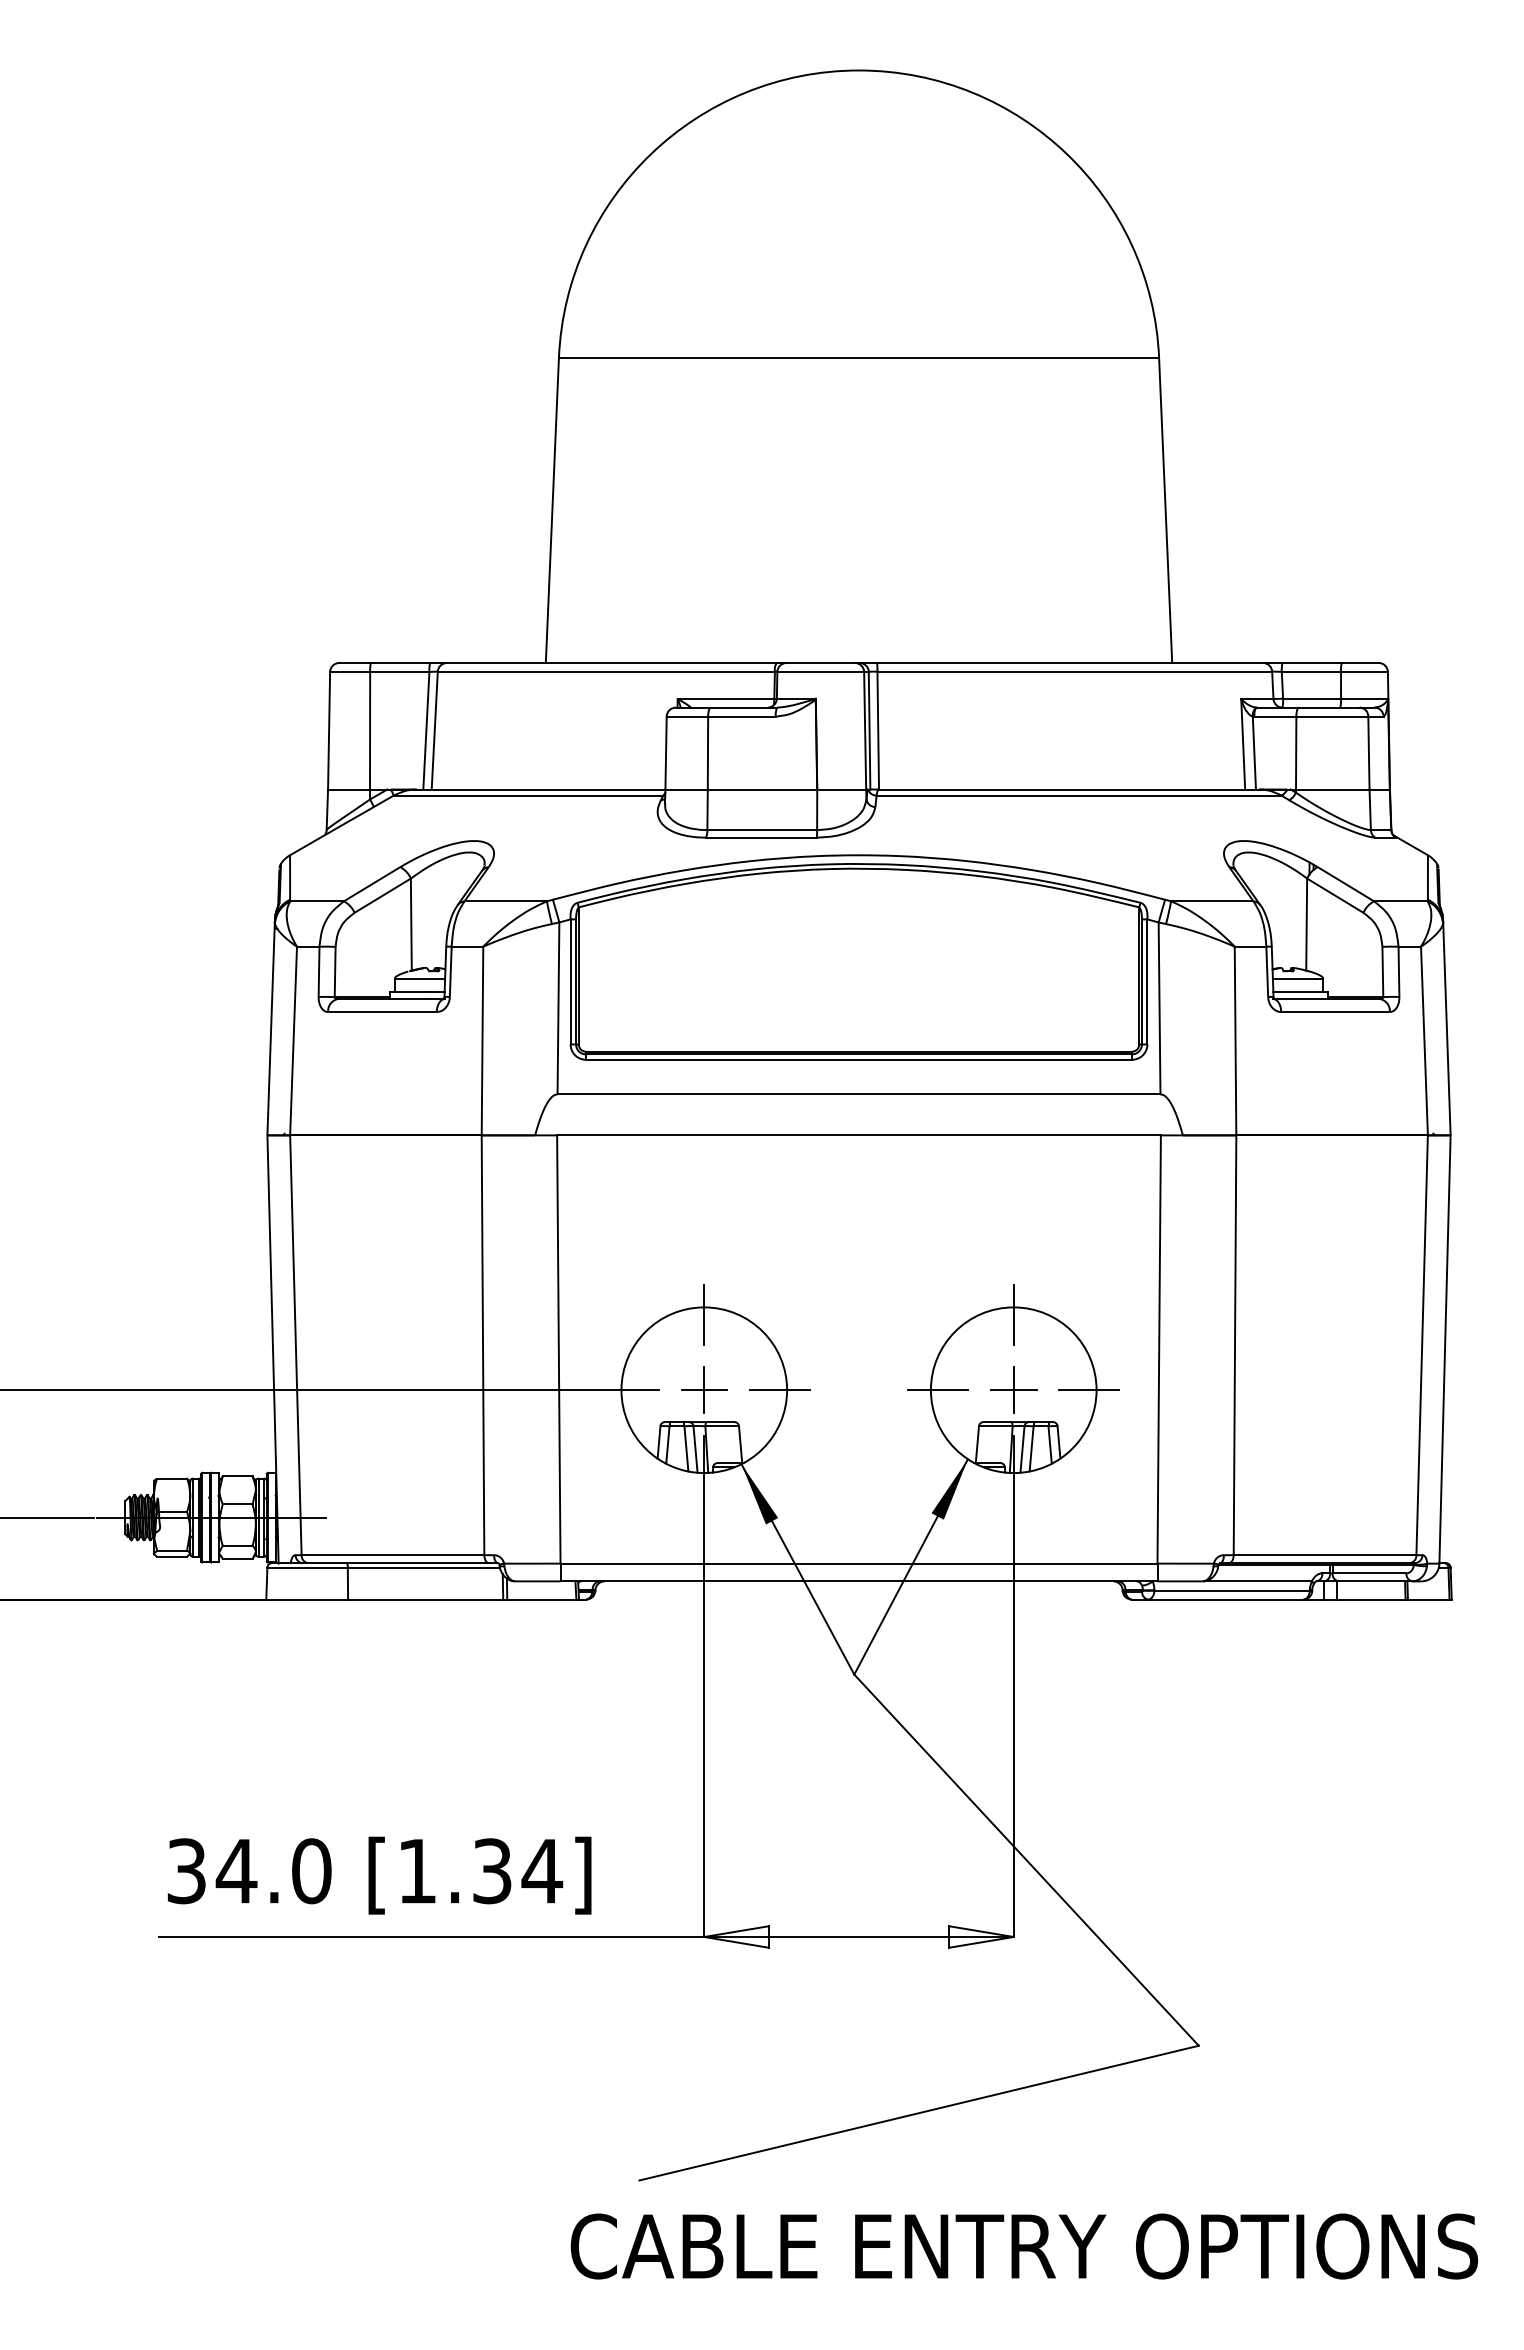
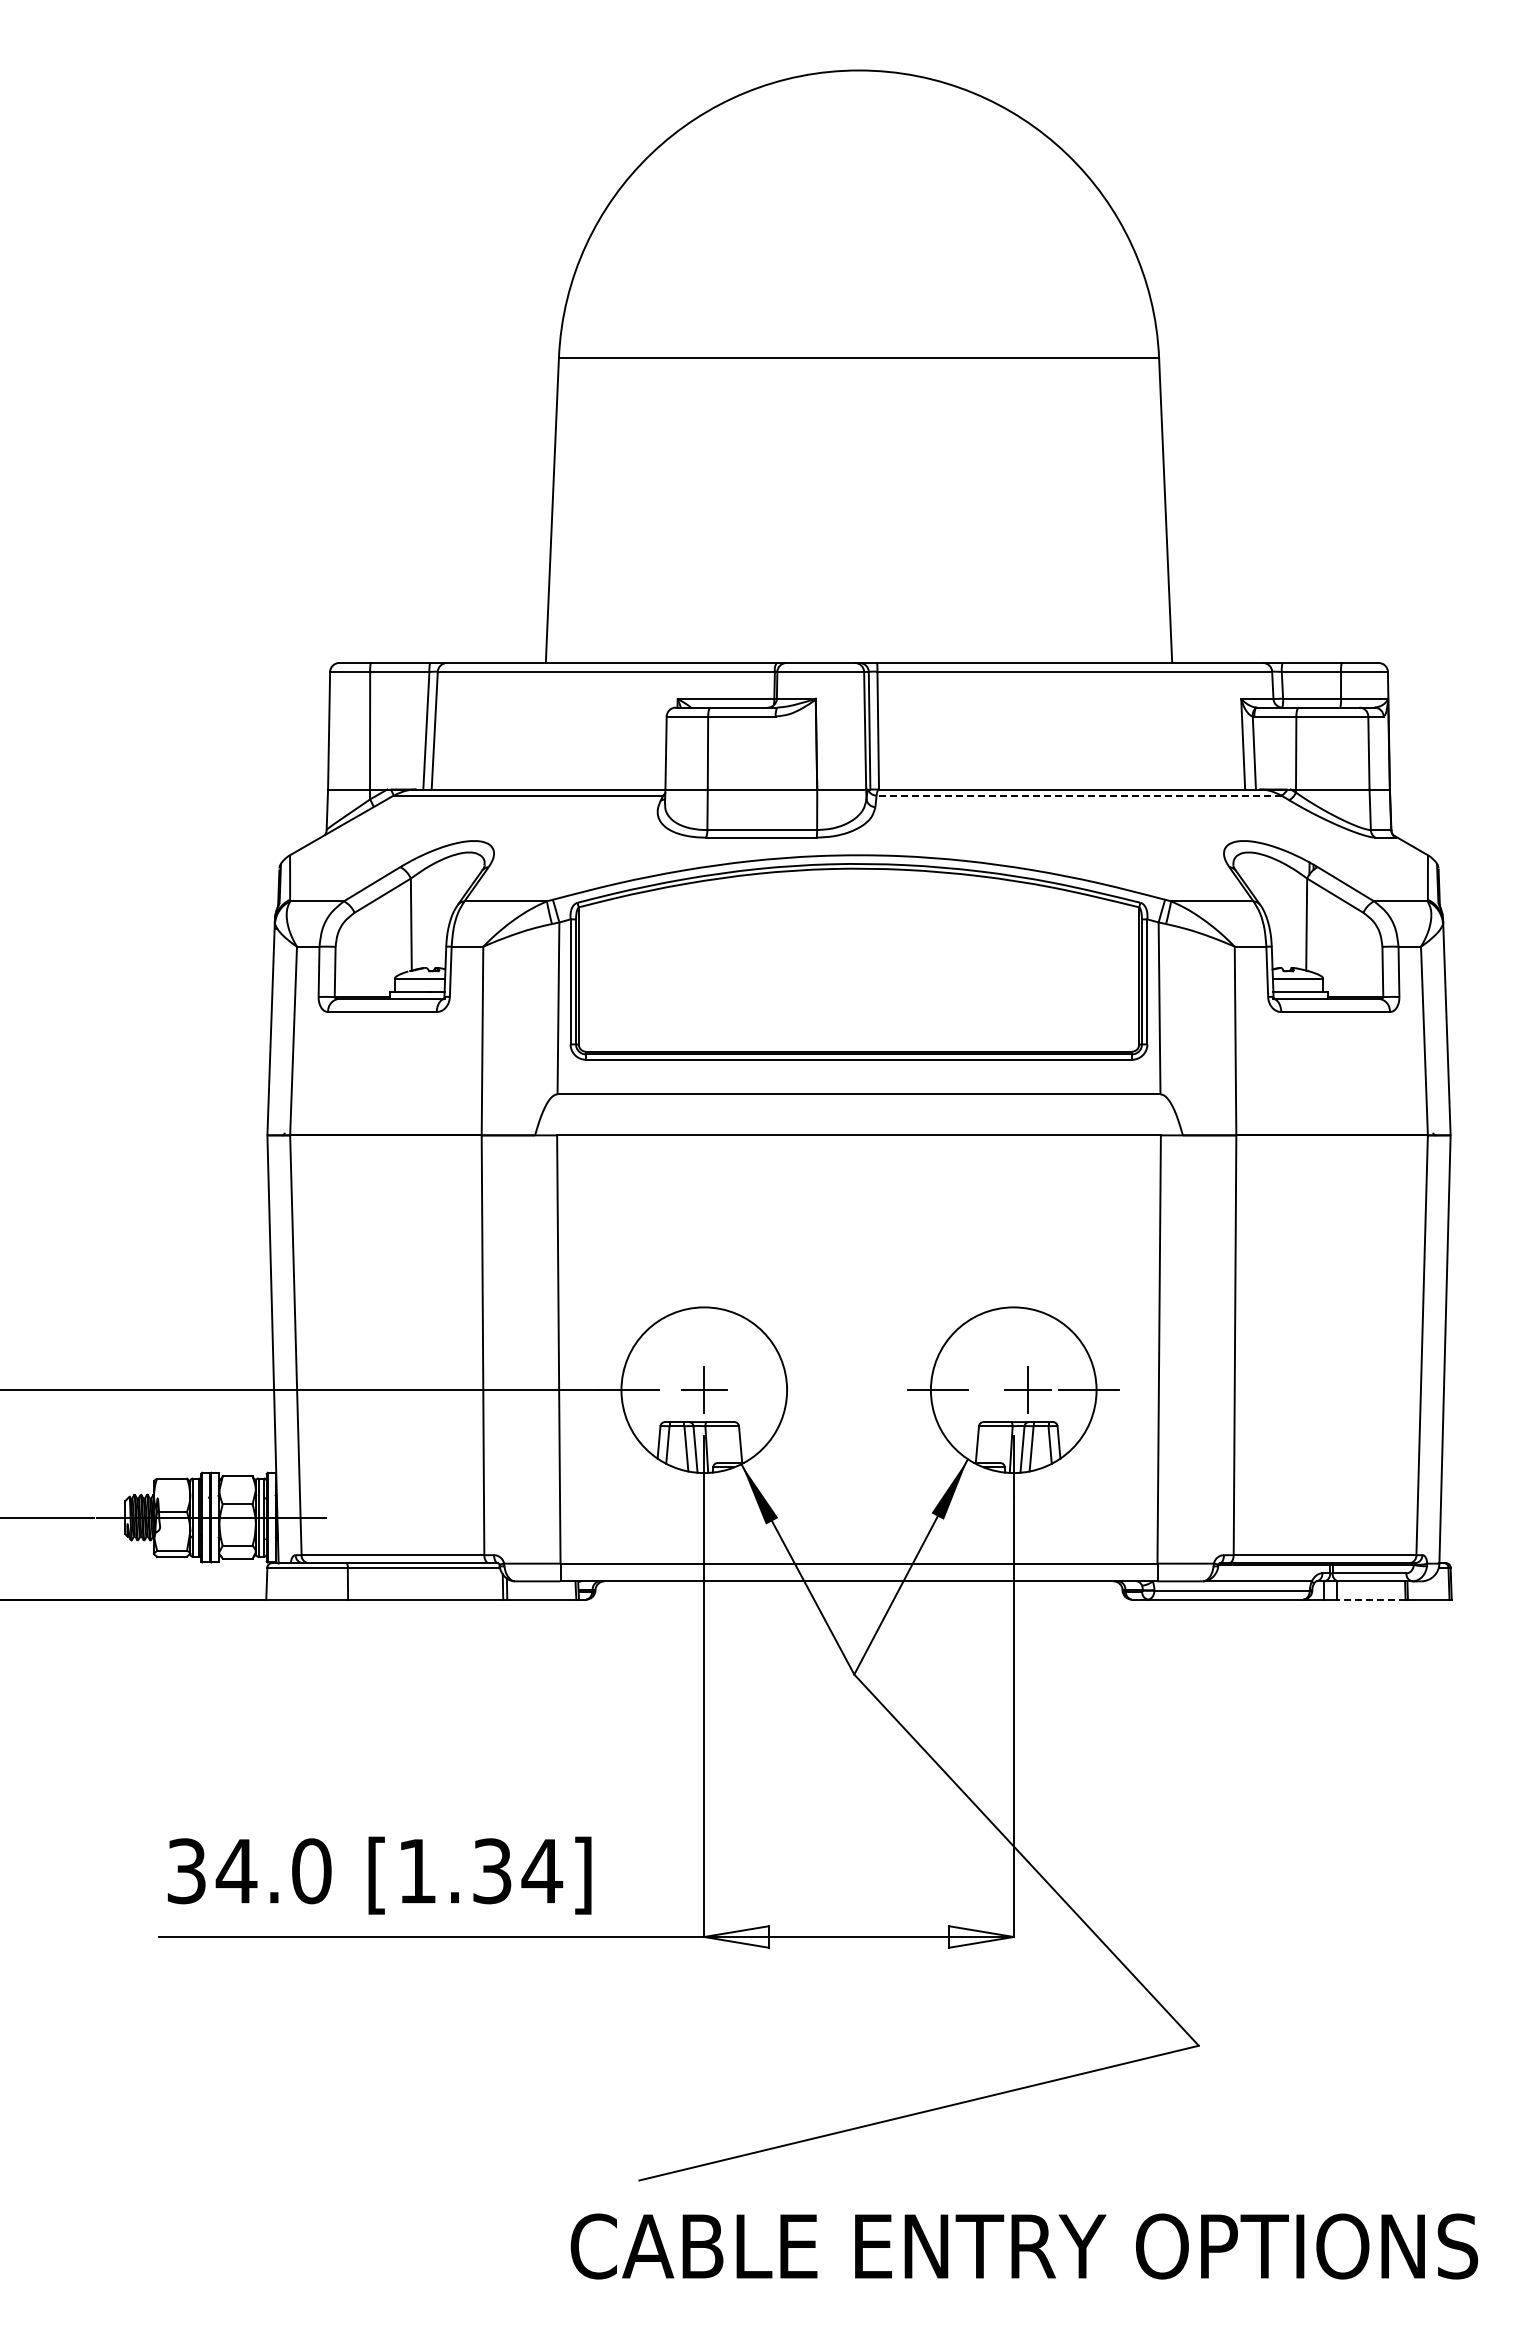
line: solid -> dashed (1078, 795)
line: present -> none (704, 1314)
line: present -> none (1013, 1314)
part position: (1013, 1389) -> (1027, 1389) (1027, 1389)
line: present -> none (779, 1390)
line: solid -> dashed (1371, 1599)
